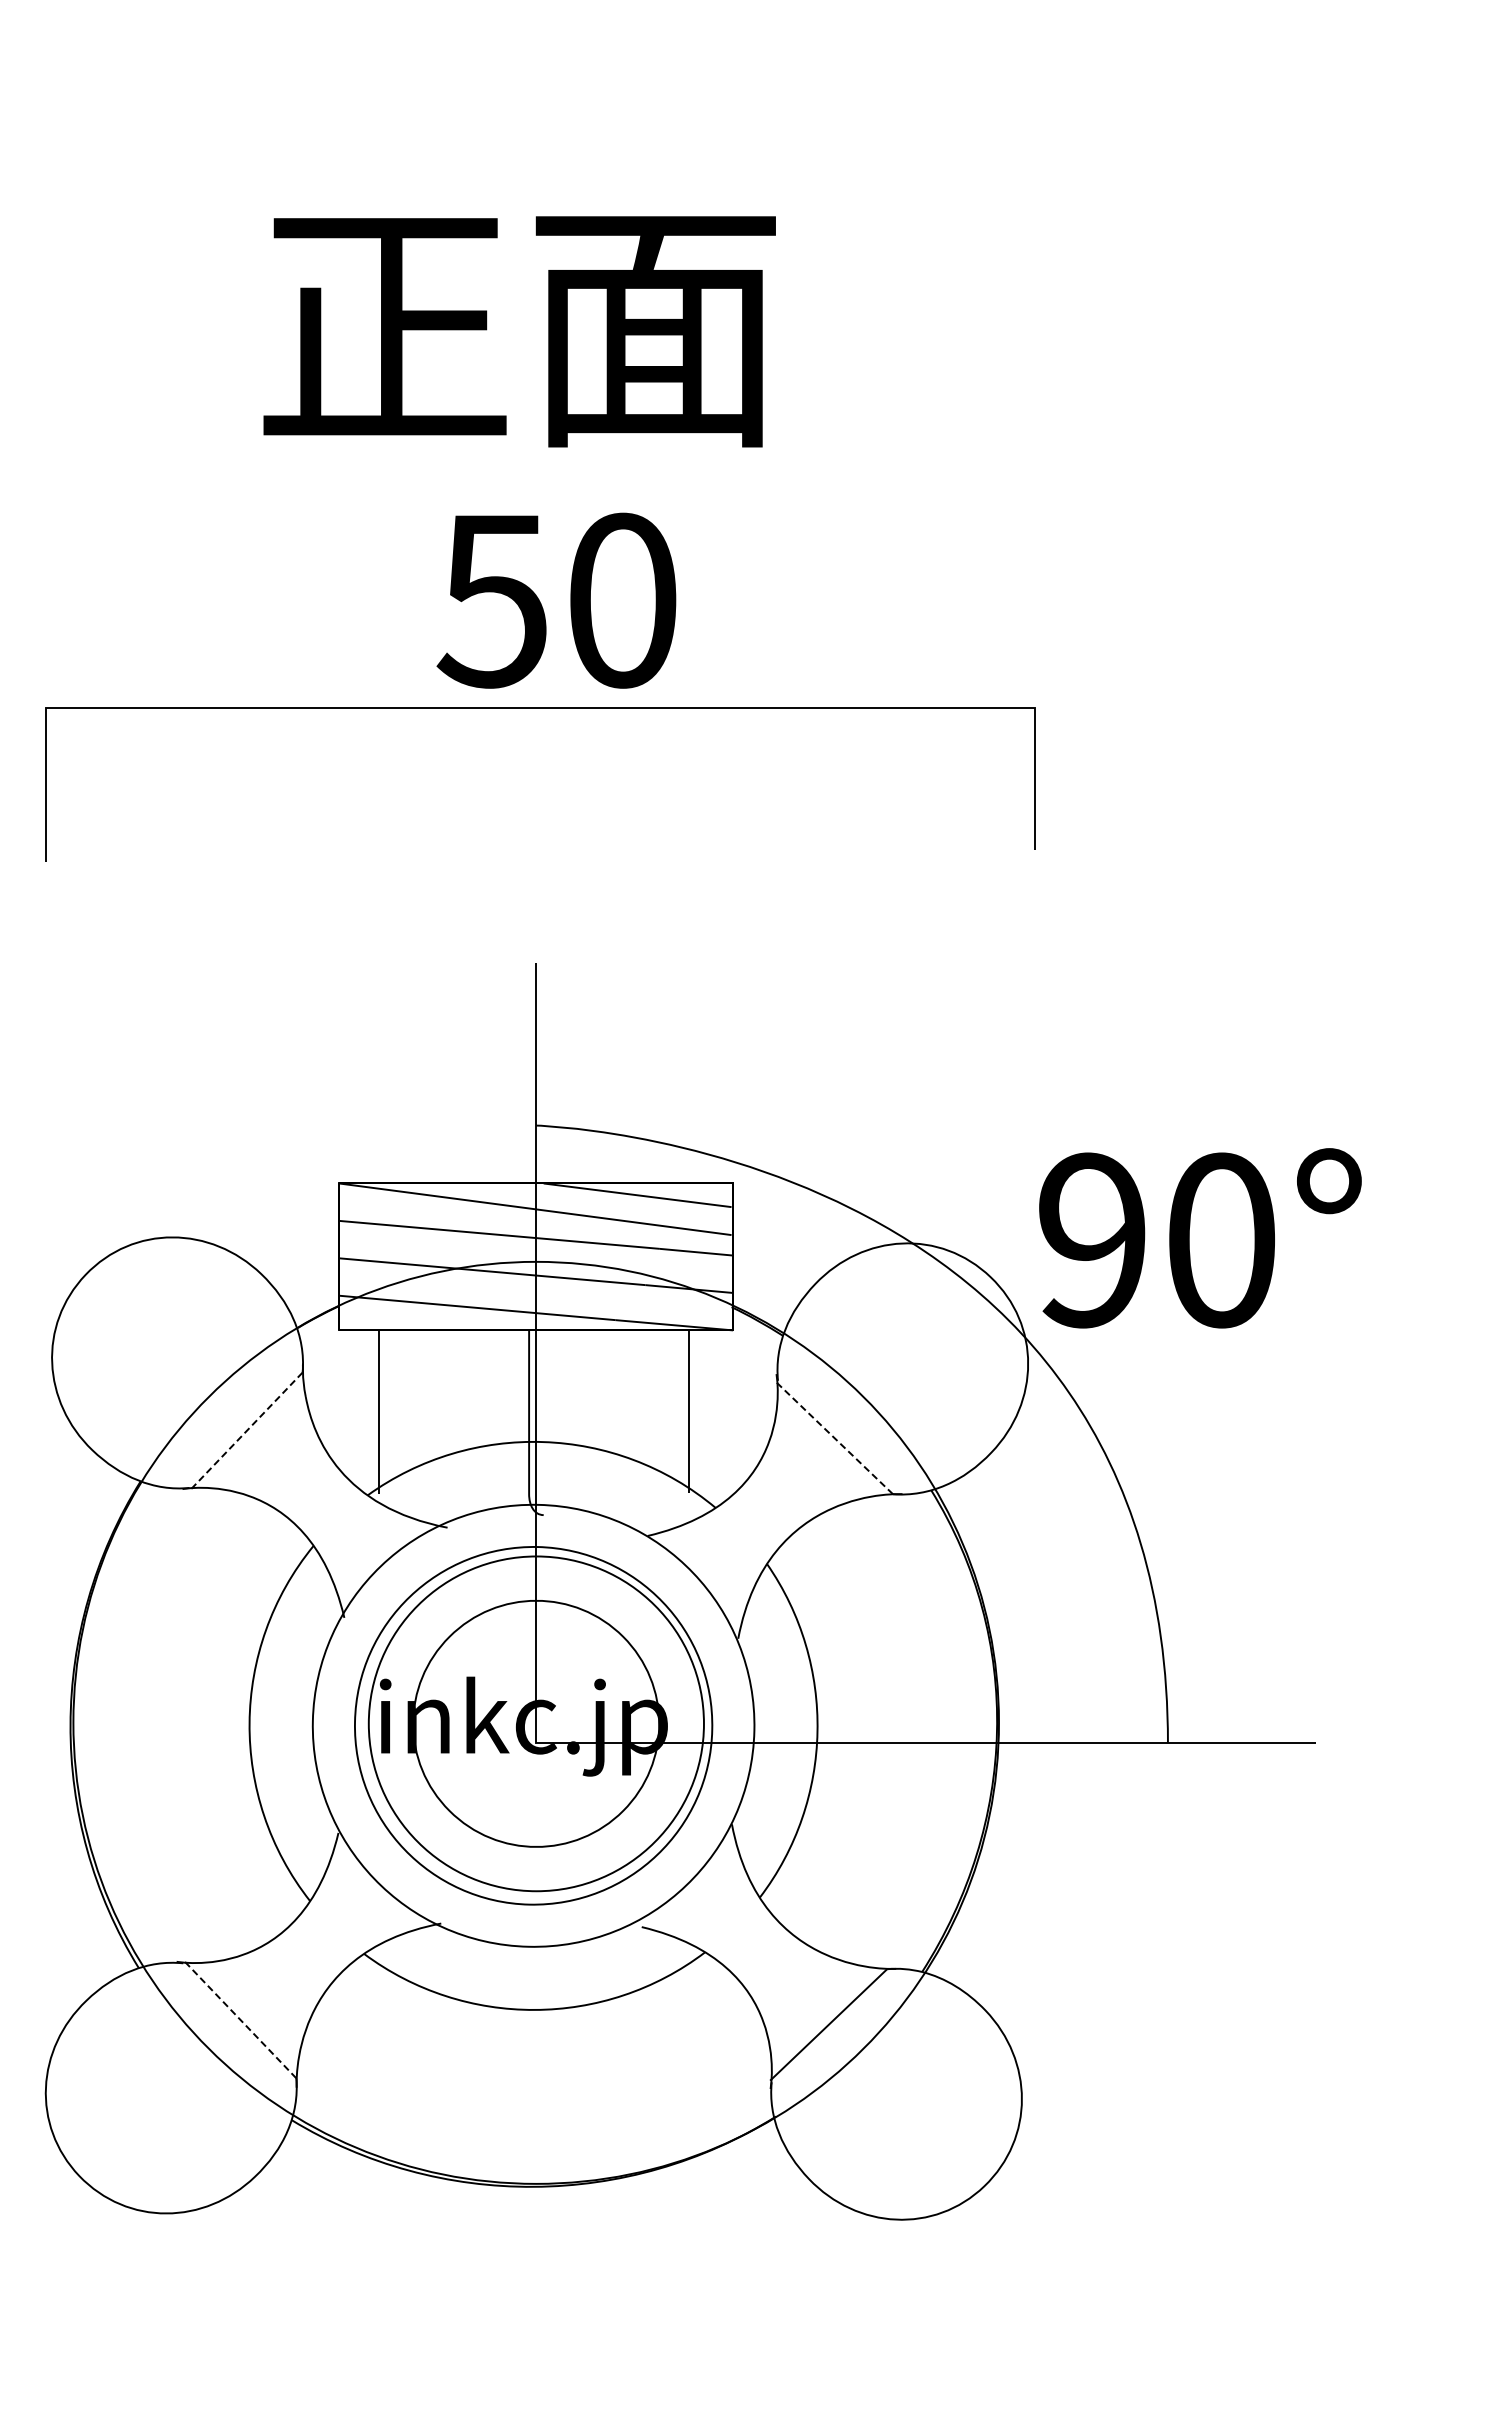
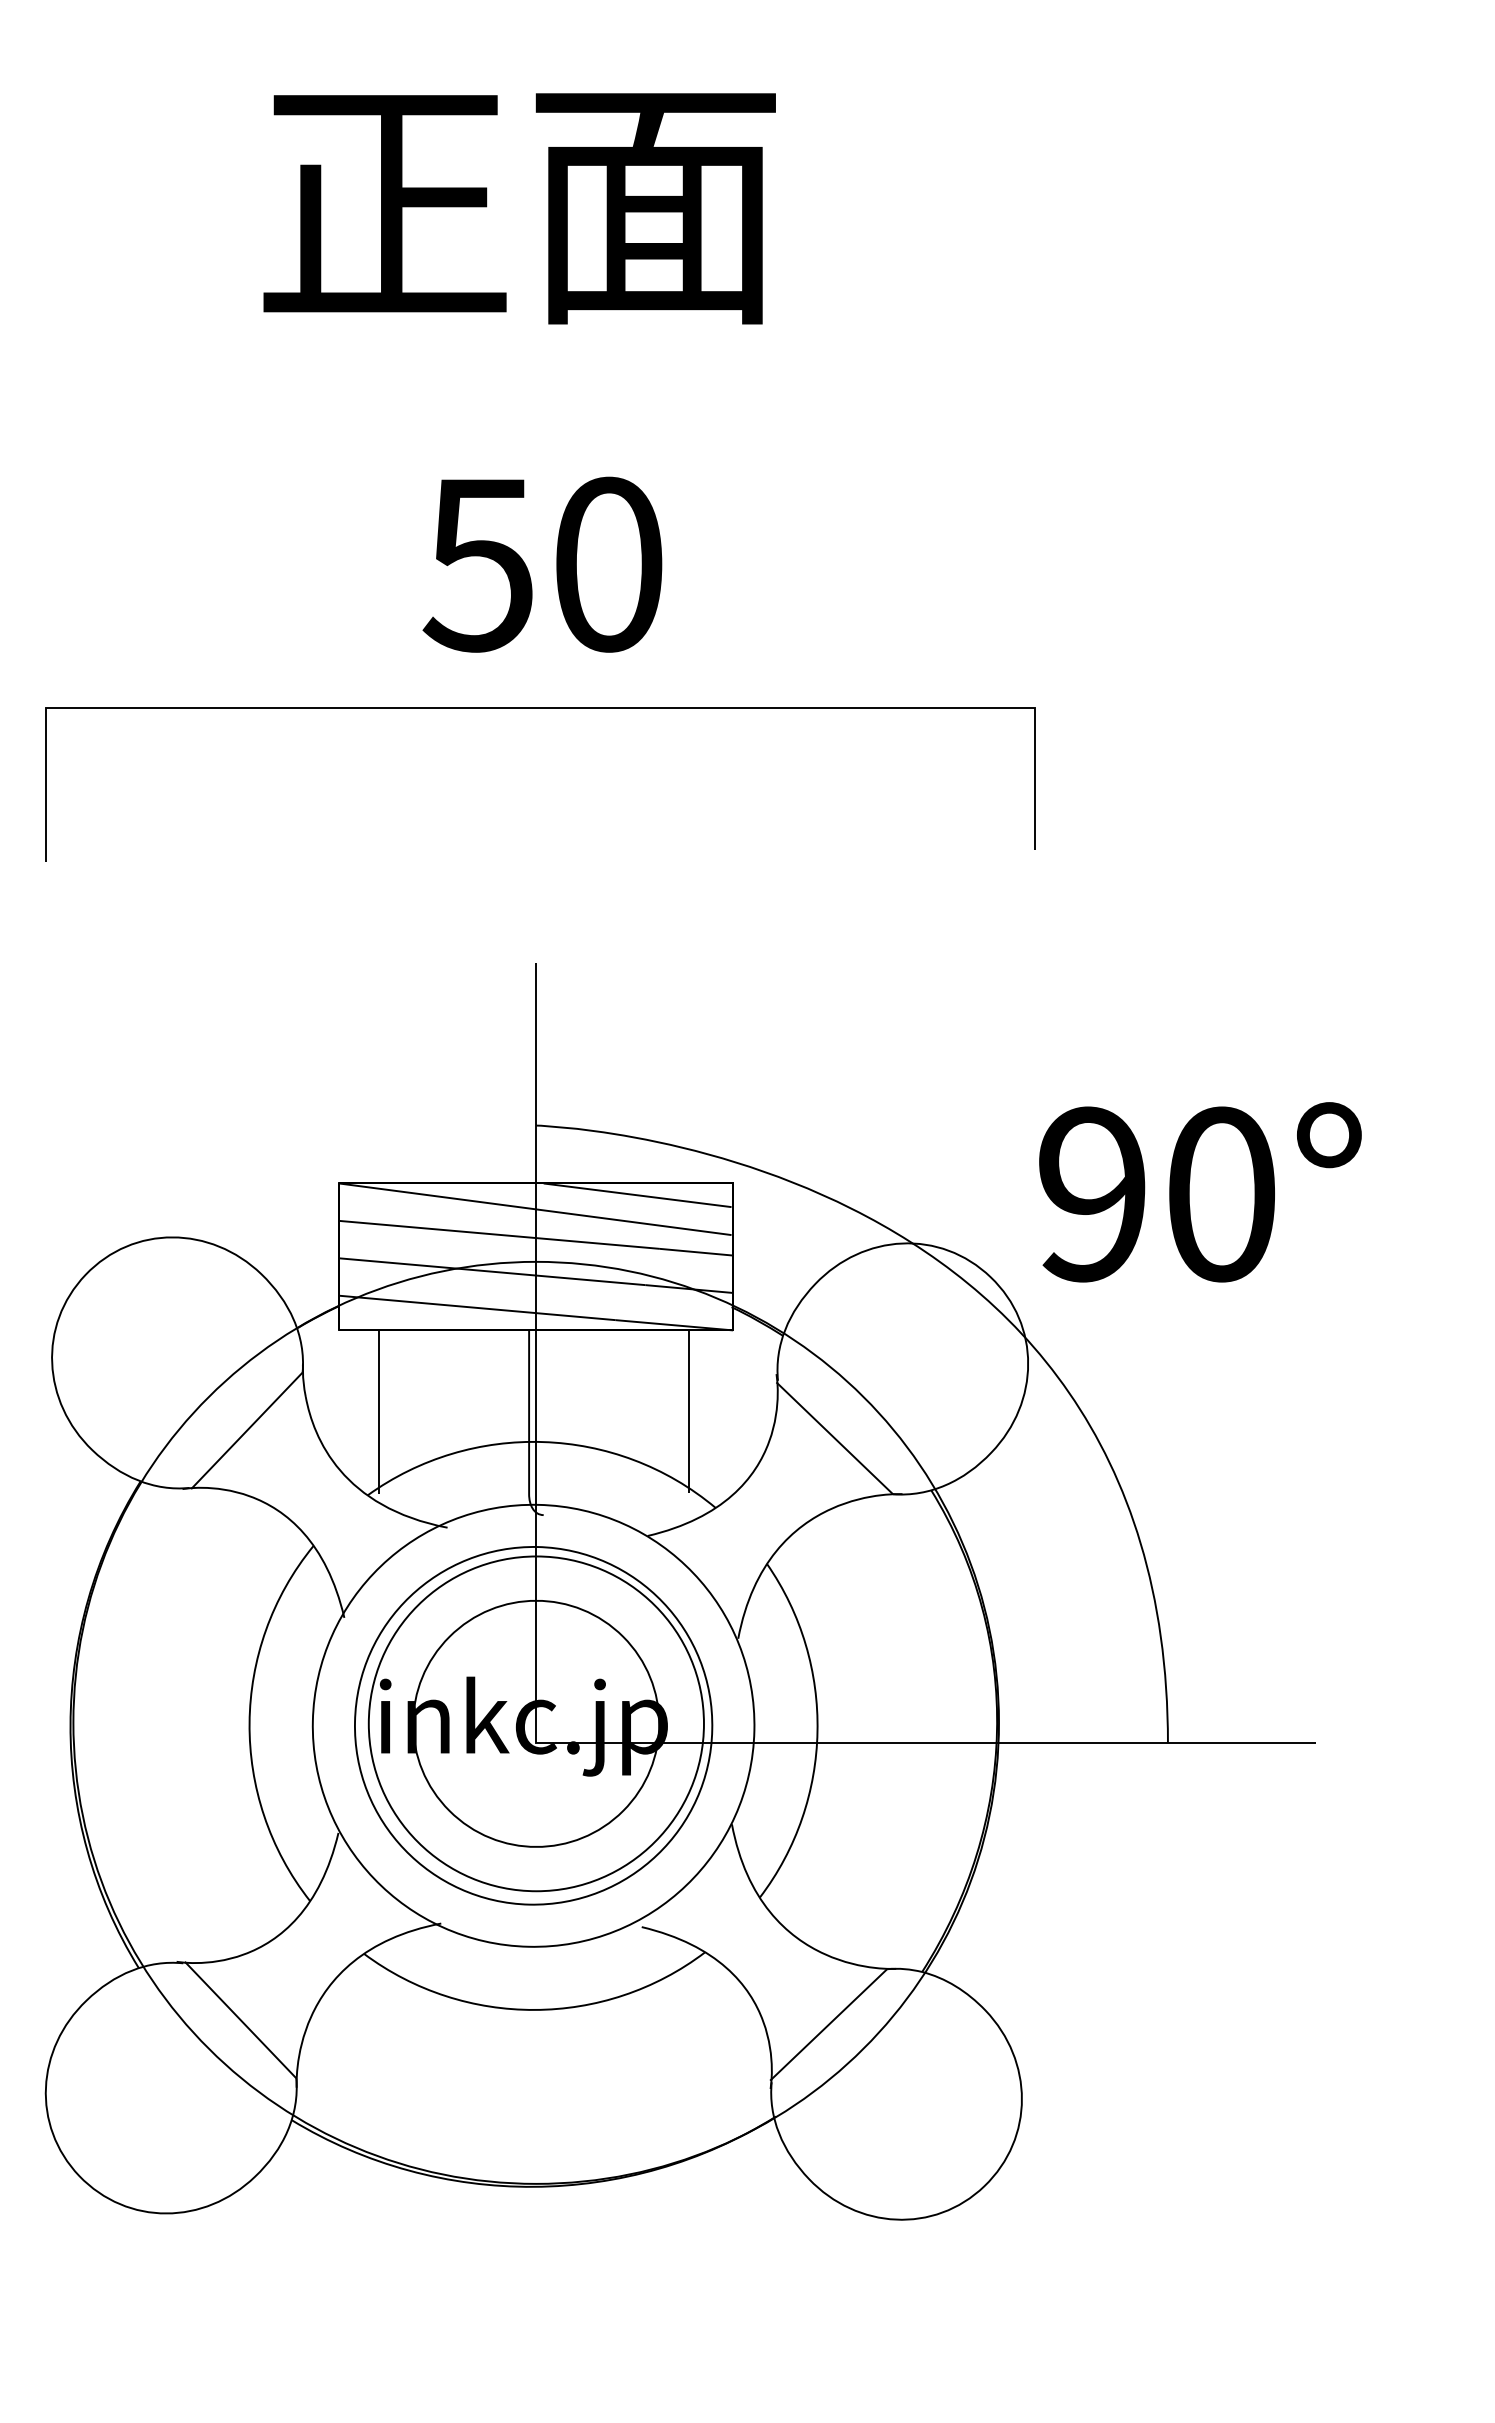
text position: (519, 331) -> (519, 208) (519, 208)
text position: (556, 600) -> (542, 564) (542, 564)
text position: (1200, 1238) -> (1200, 1192) (1200, 1192)
line: dashed -> solid (246, 1430)
line: dashed -> solid (834, 1438)
line: dashed -> solid (240, 2020)
